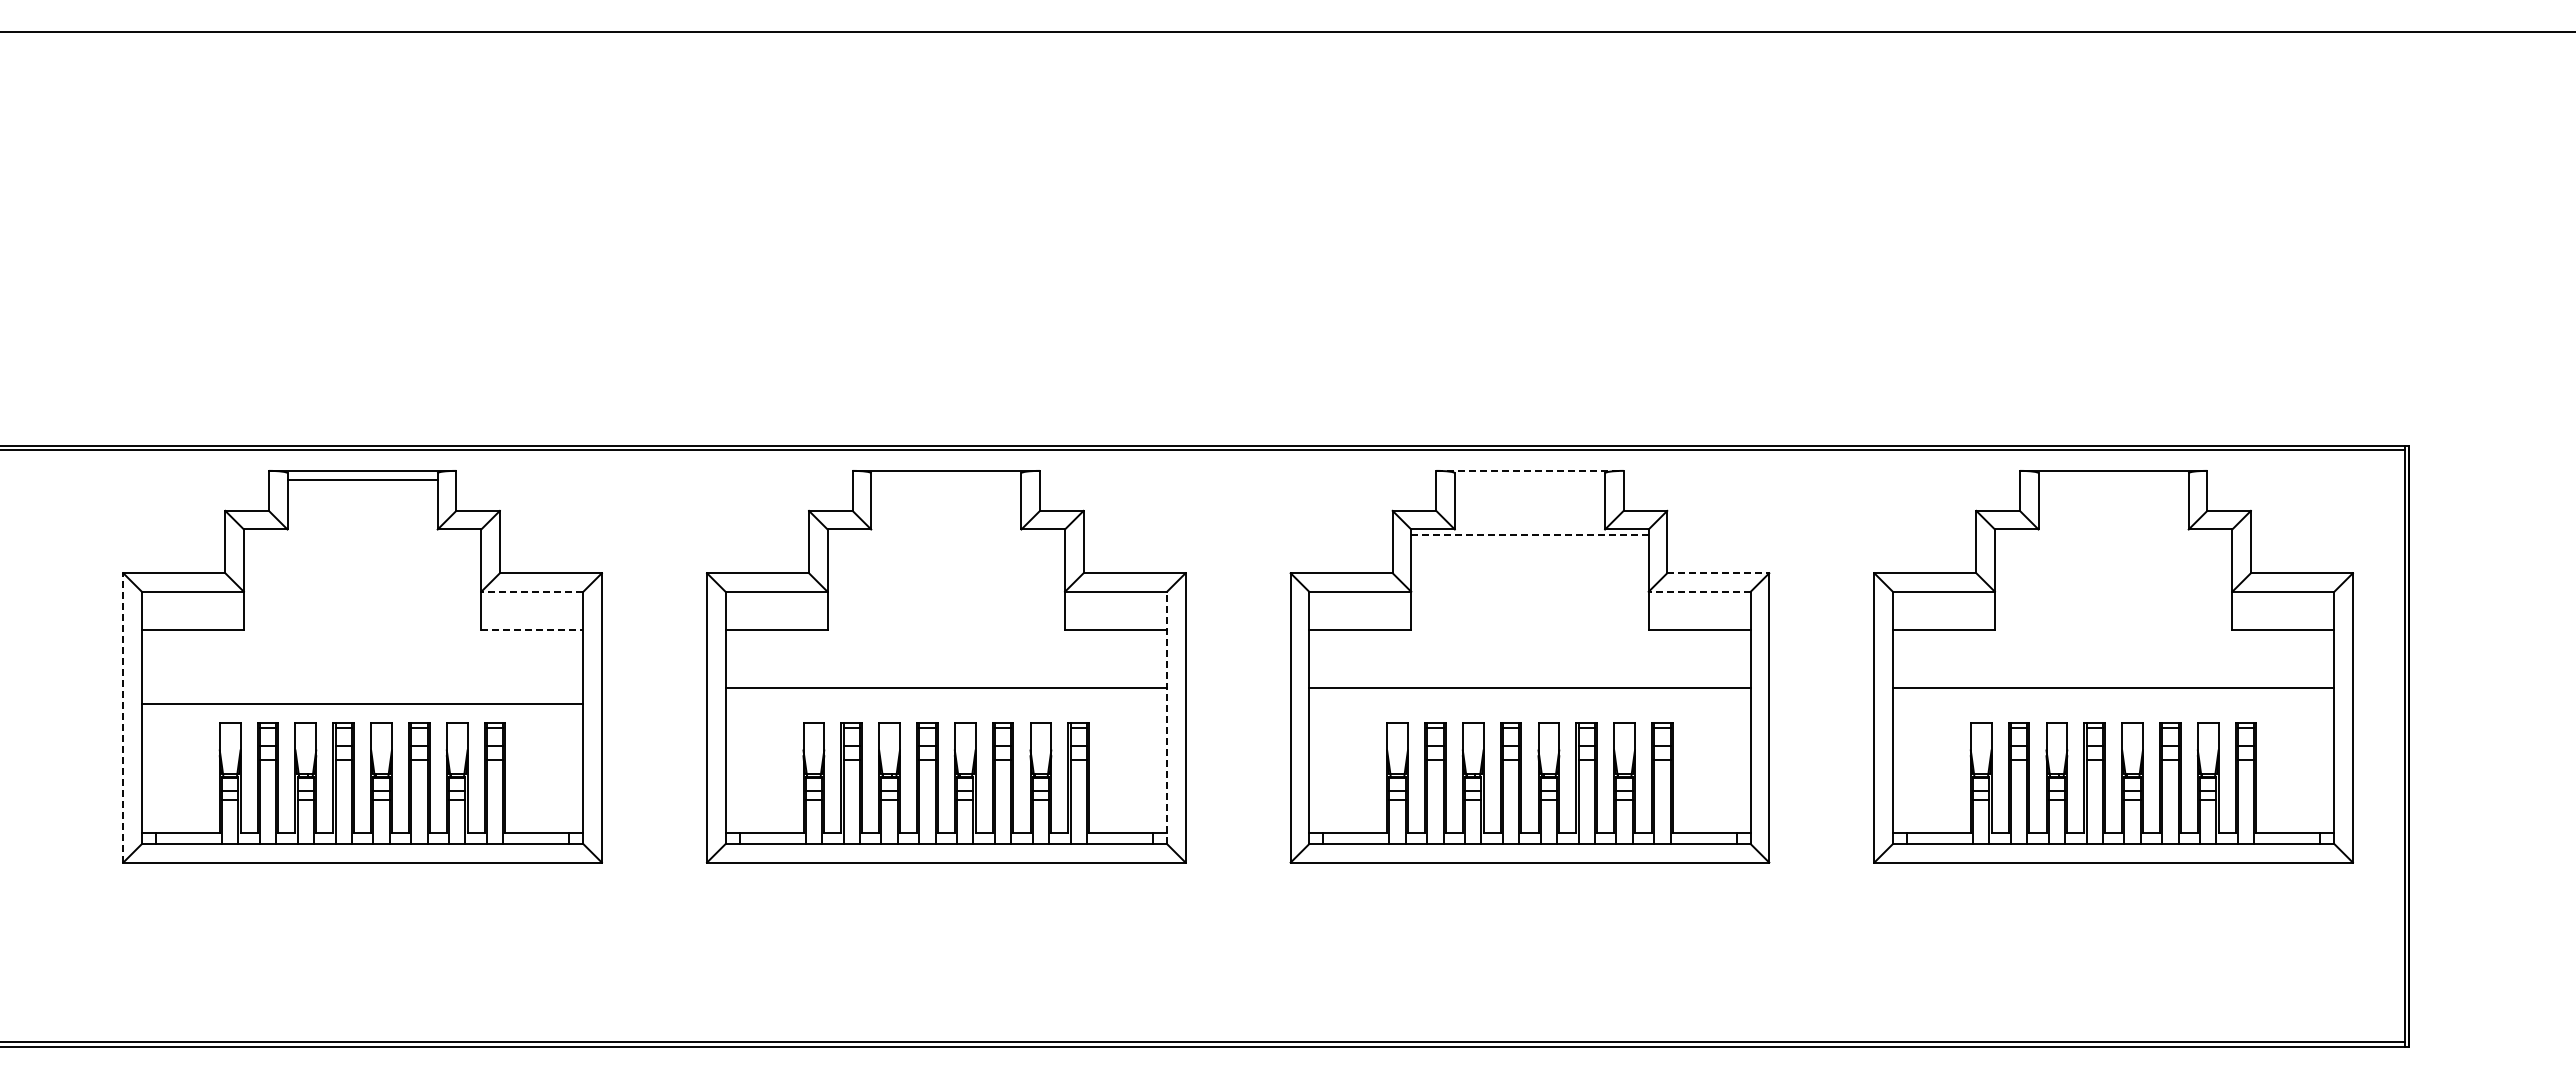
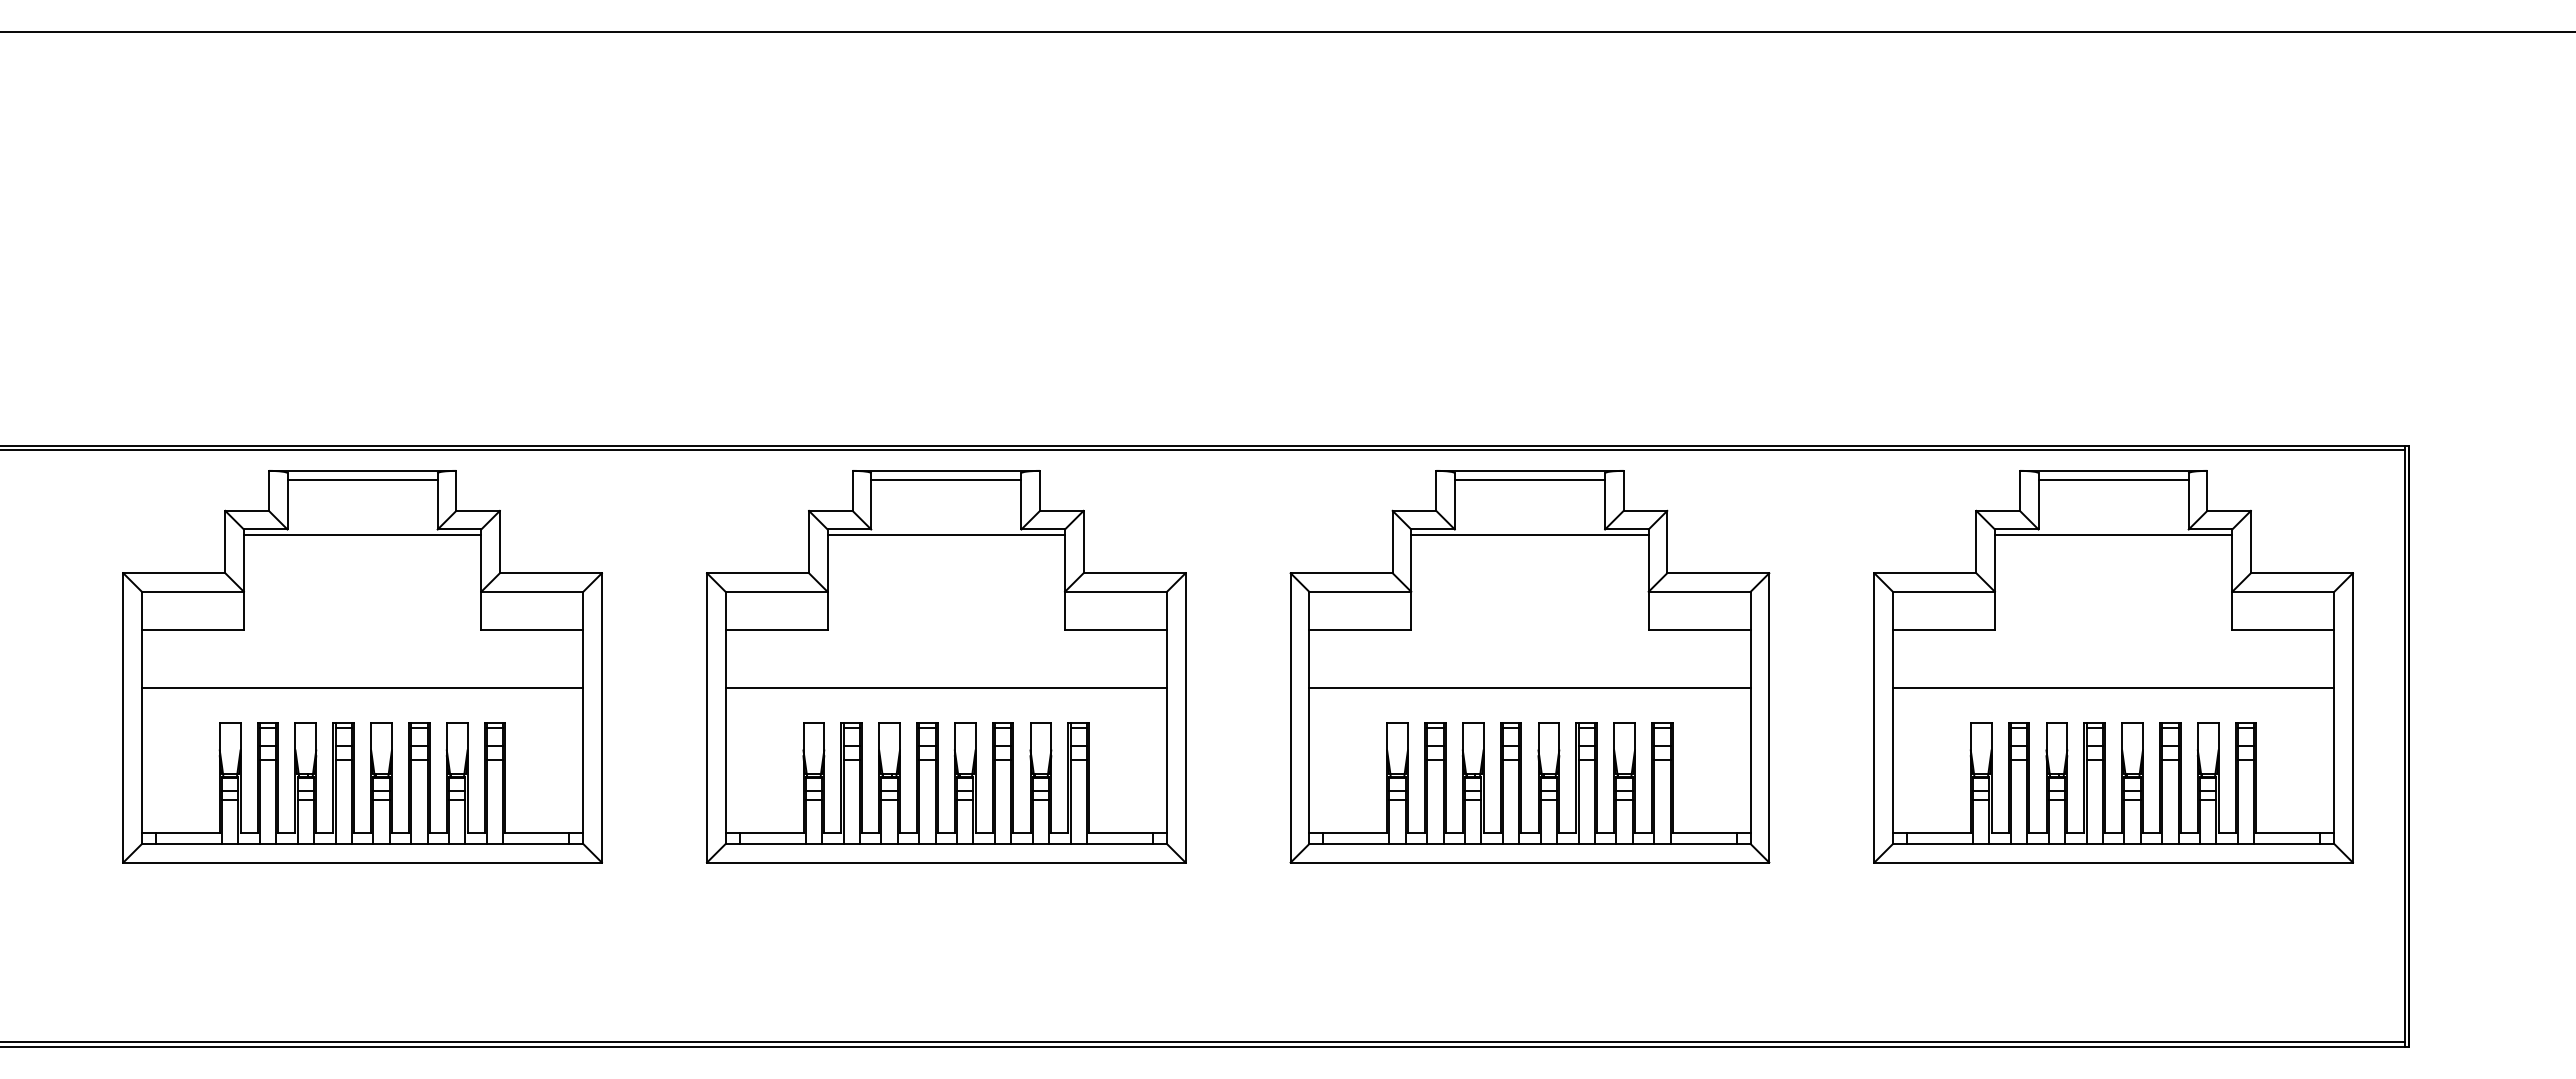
line: dashed -> solid (1529, 470)
line: none -> present (946, 480)
line: none -> present (1529, 480)
line: none -> present (2113, 480)
line: none -> present (362, 534)
line: none -> present (946, 534)
line: dashed -> solid (1529, 534)
line: none -> present (2113, 534)
line: dashed -> solid (1718, 573)
line: dashed -> solid (531, 591)
line: dashed -> solid (1699, 591)
line: dashed -> solid (532, 630)
line position: (362, 703) -> (362, 687) (362, 687)
line: dashed -> solid (123, 717)
line: dashed -> solid (1167, 717)
